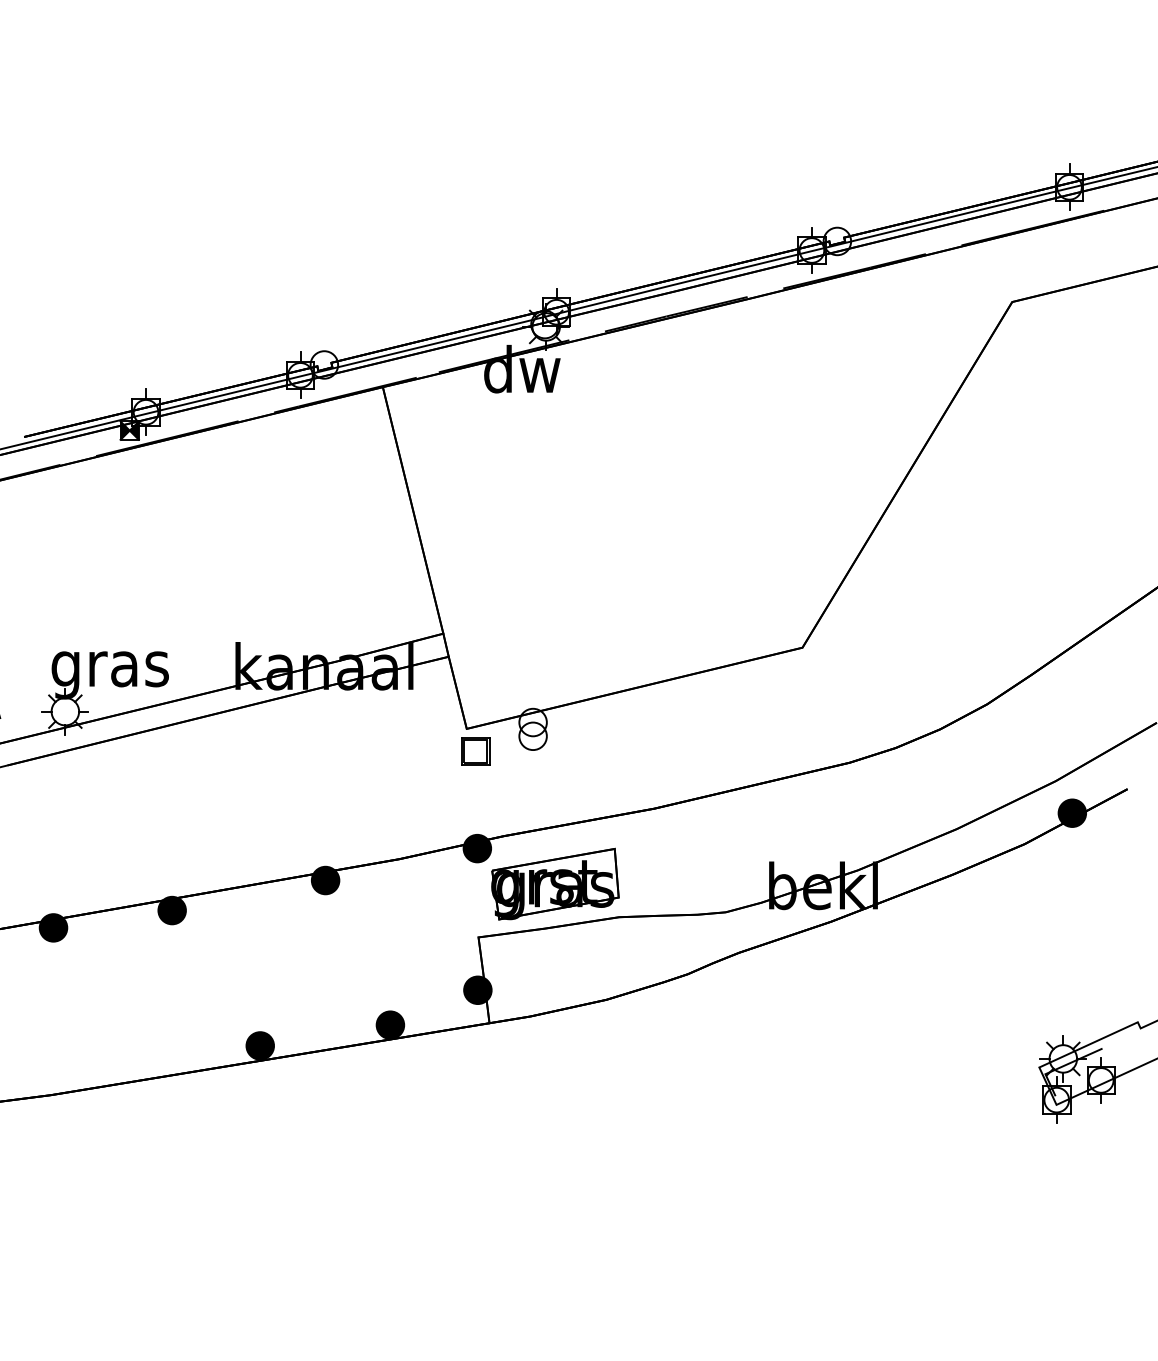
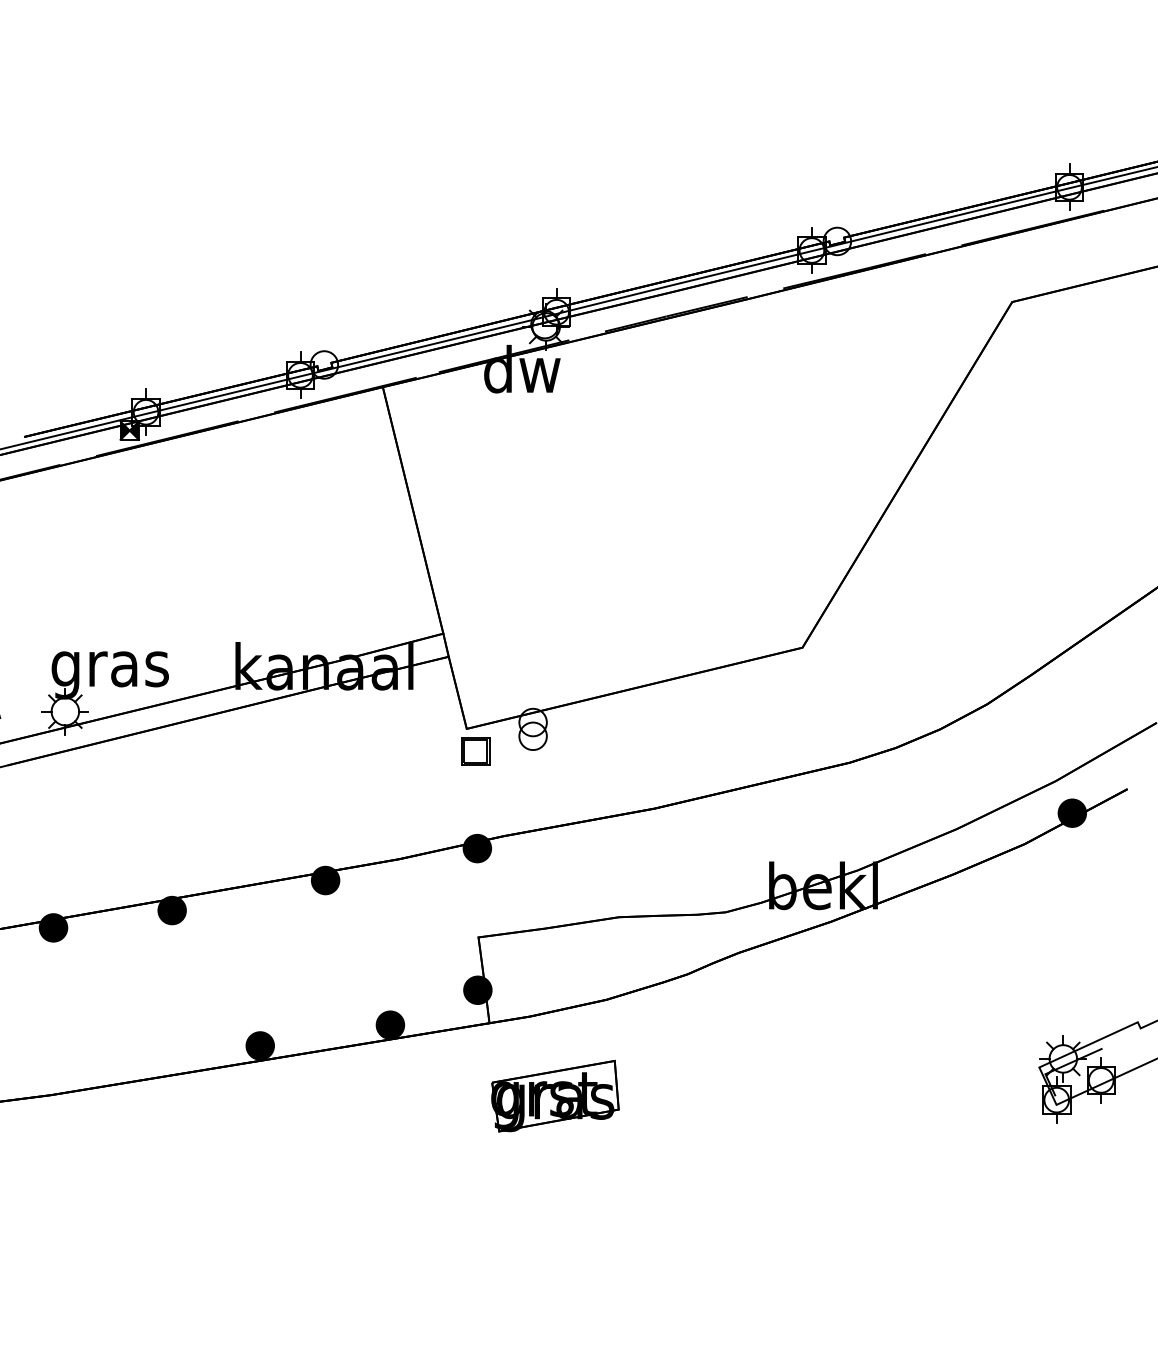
part position: (555, 883) -> (555, 1095) (555, 1095)
